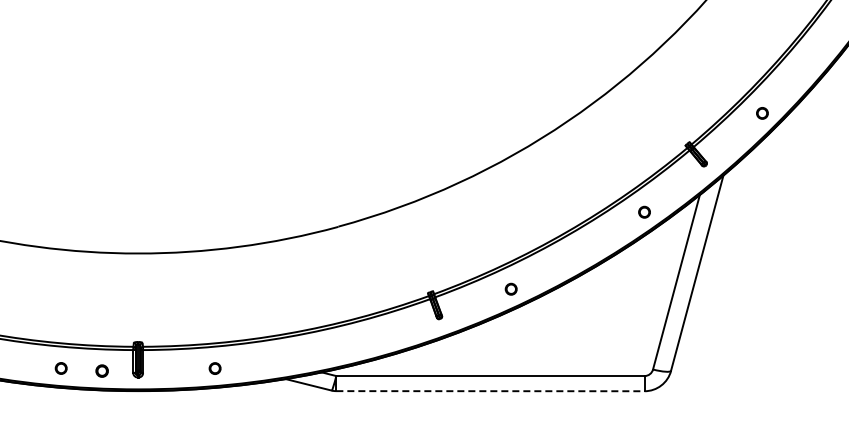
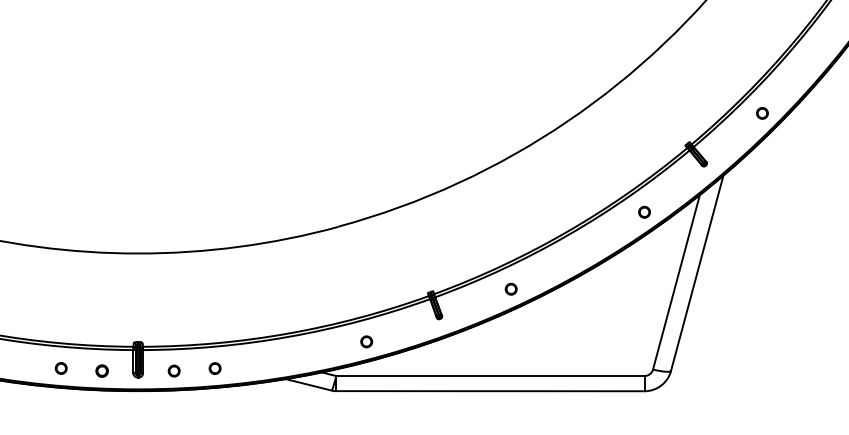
circle: none -> present (366, 341)
circle: none -> present (173, 370)
line: dashed -> solid (490, 391)
